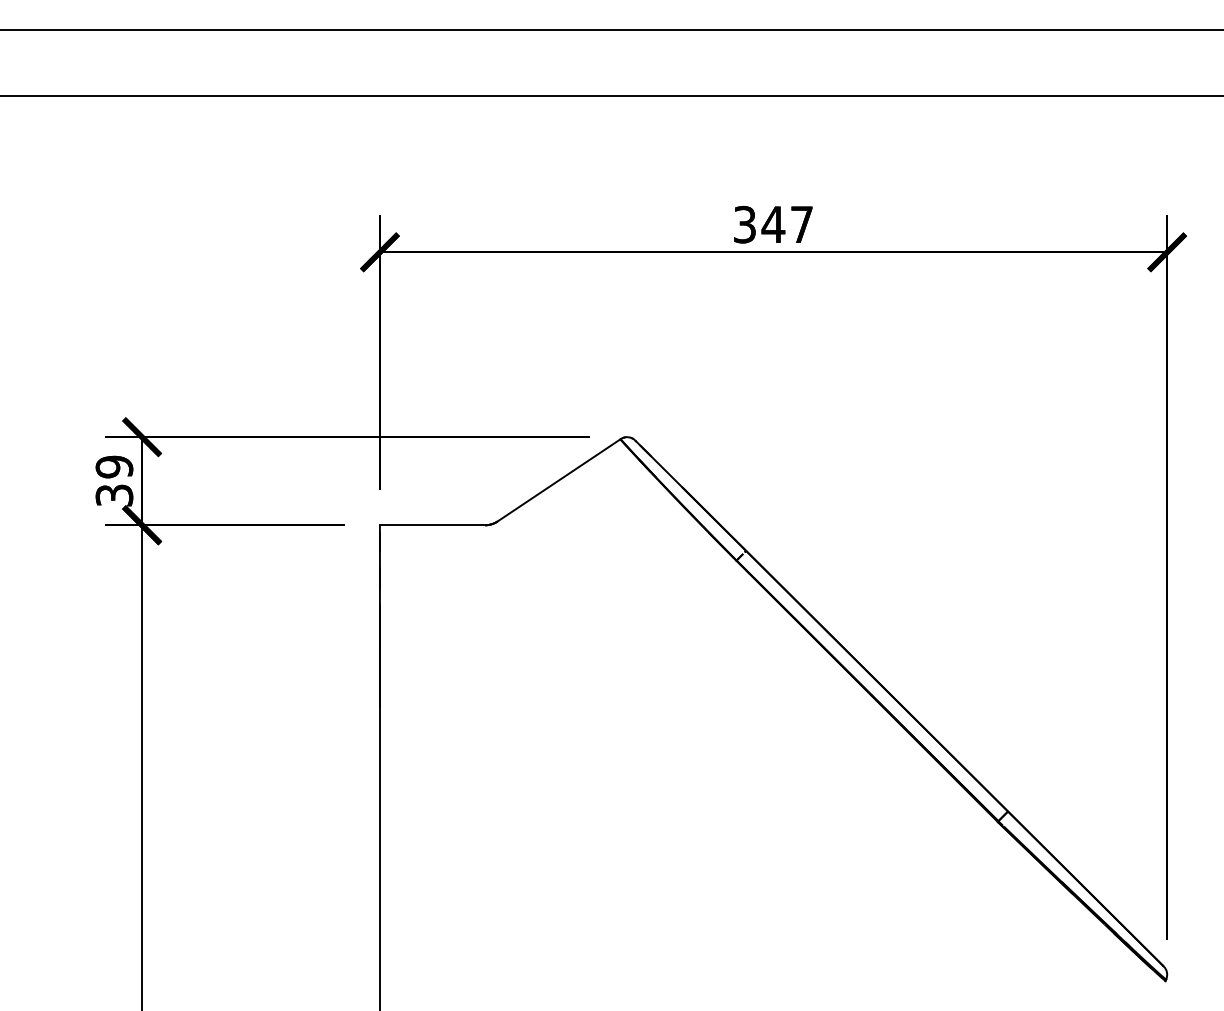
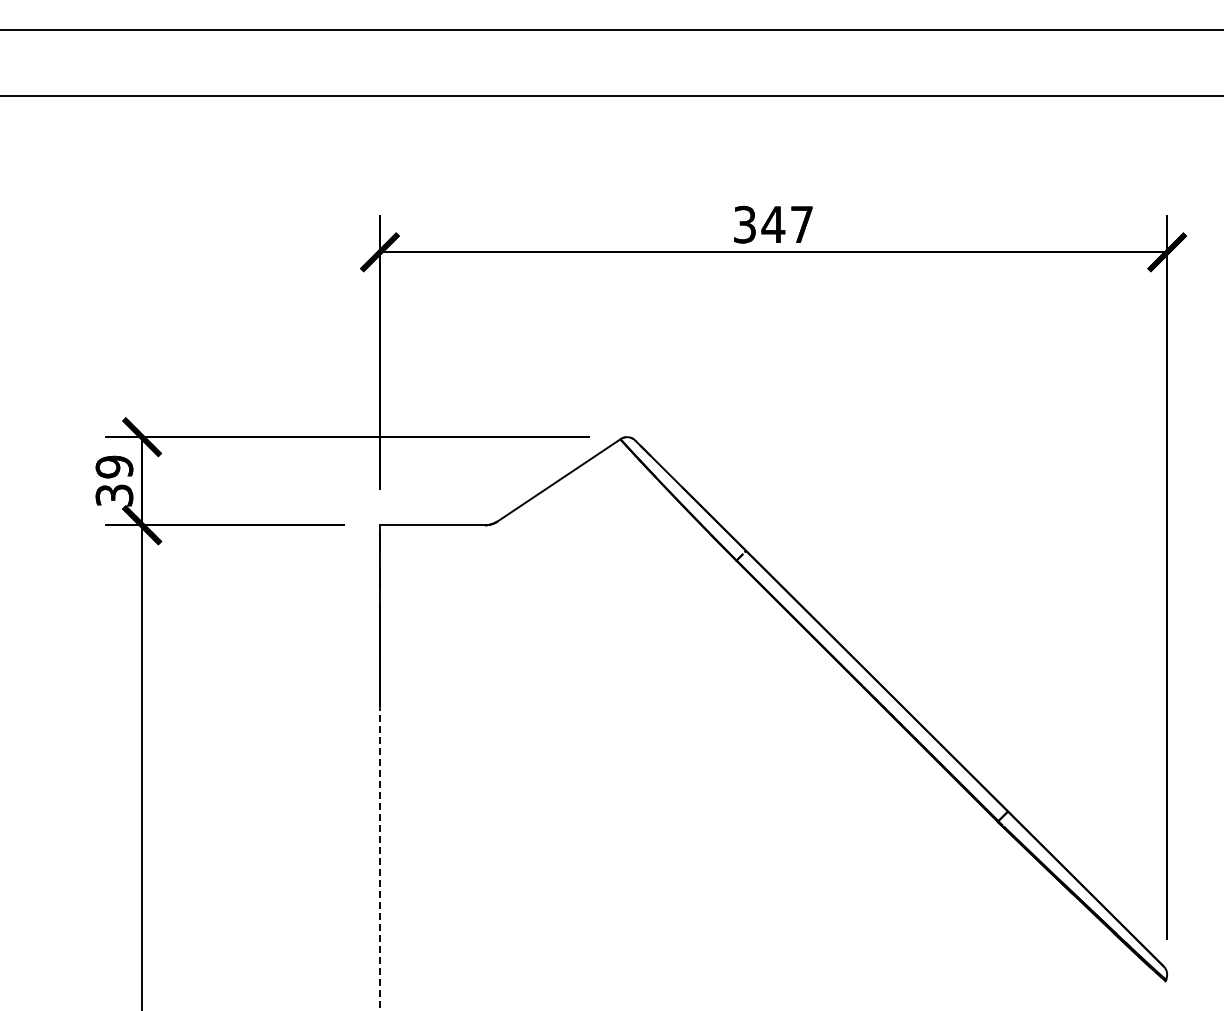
line: solid -> dashed (379, 858)
